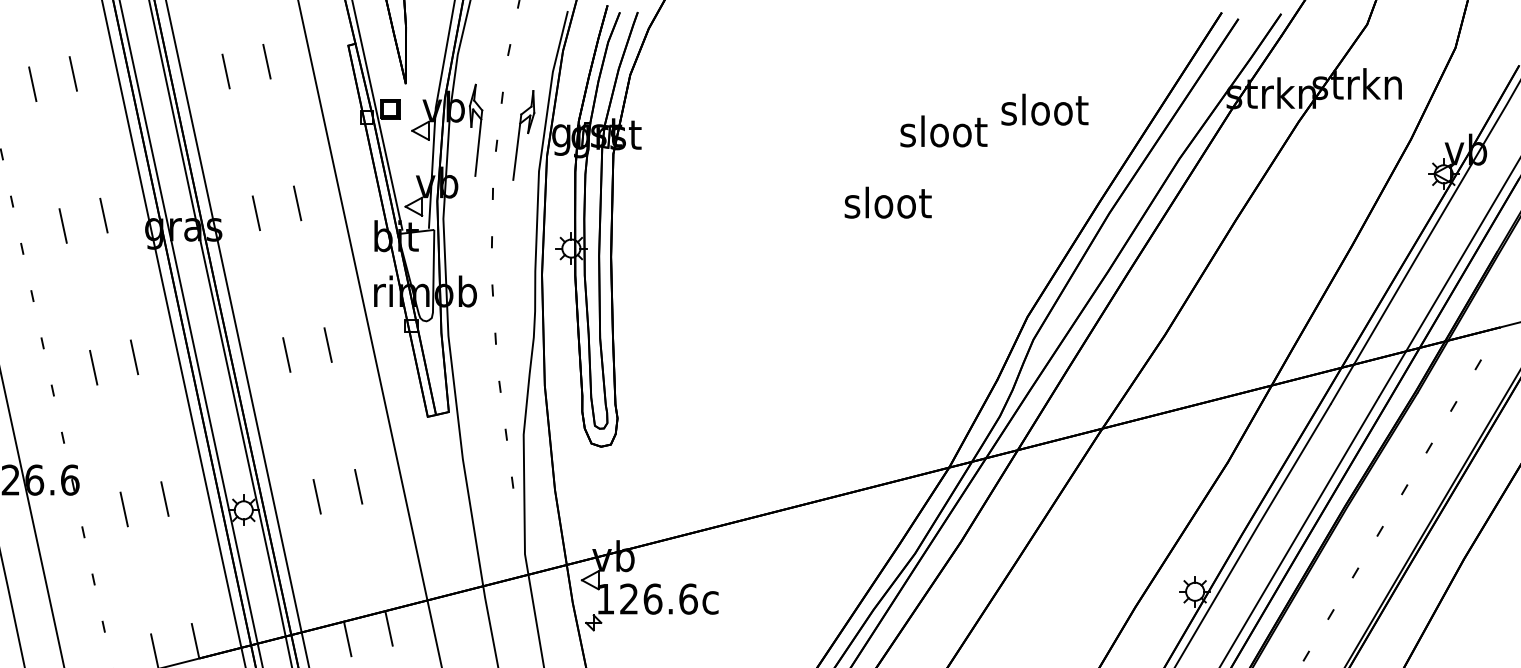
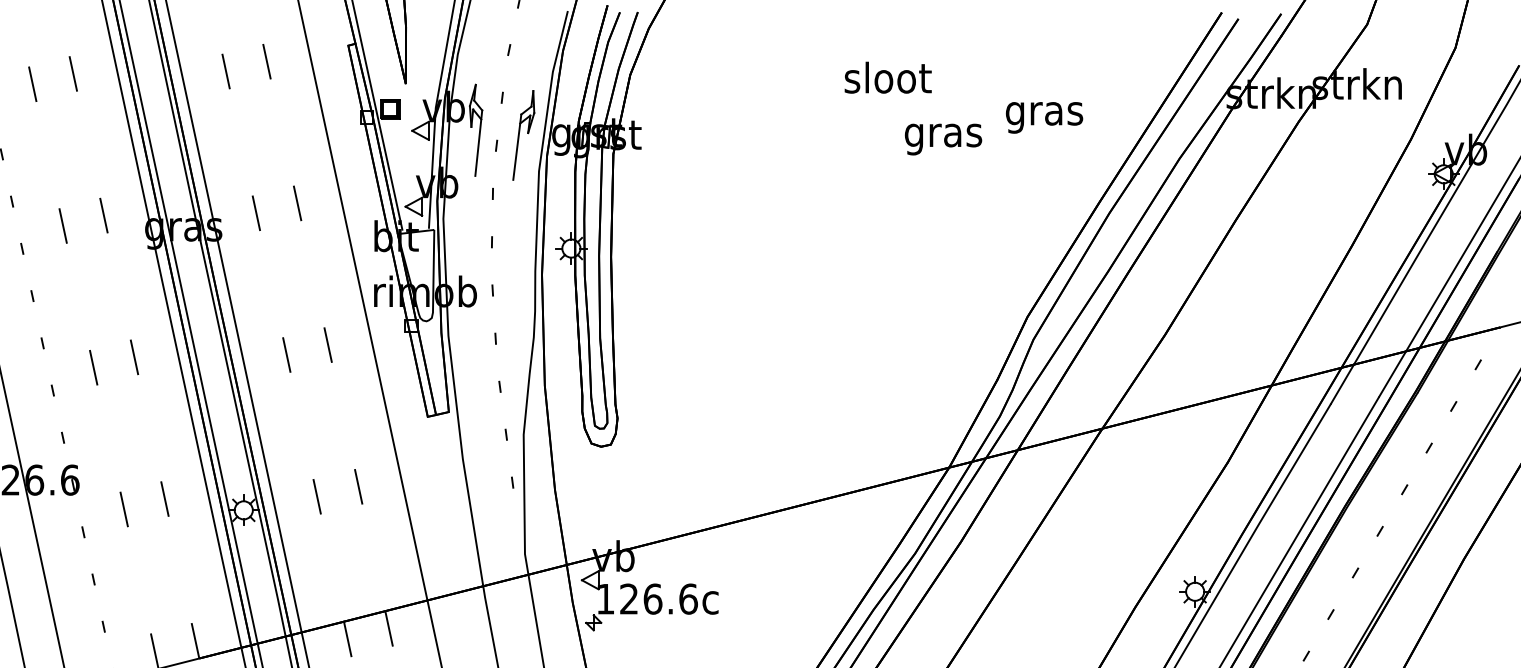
text: sloot -> gras (1044, 113)
text: sloot -> gras (943, 135)
text position: (887, 202) -> (887, 77) (887, 77)
